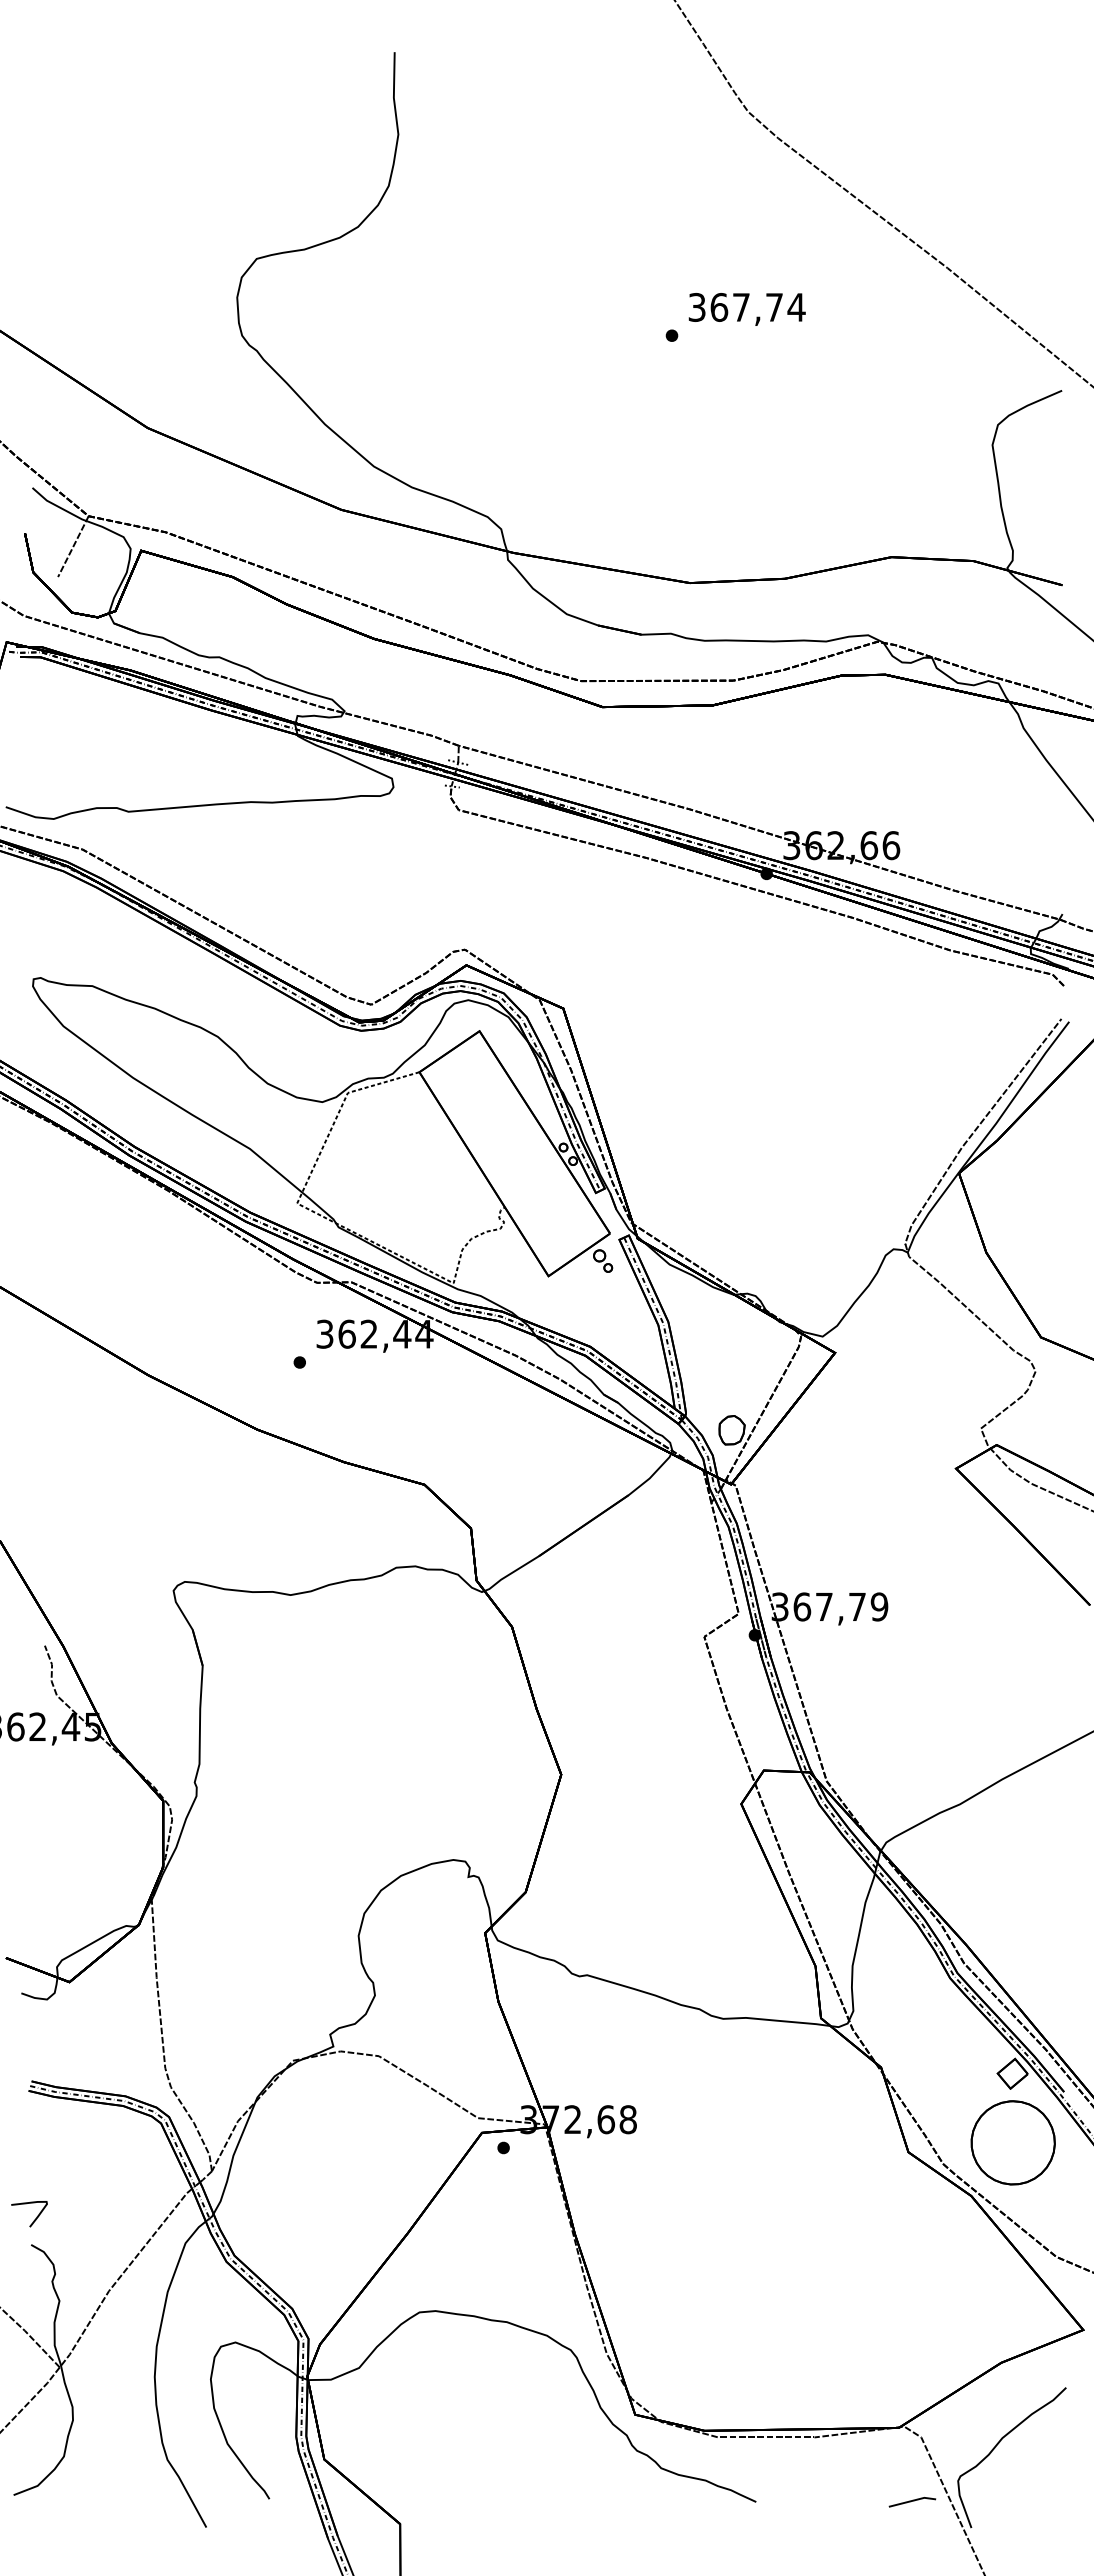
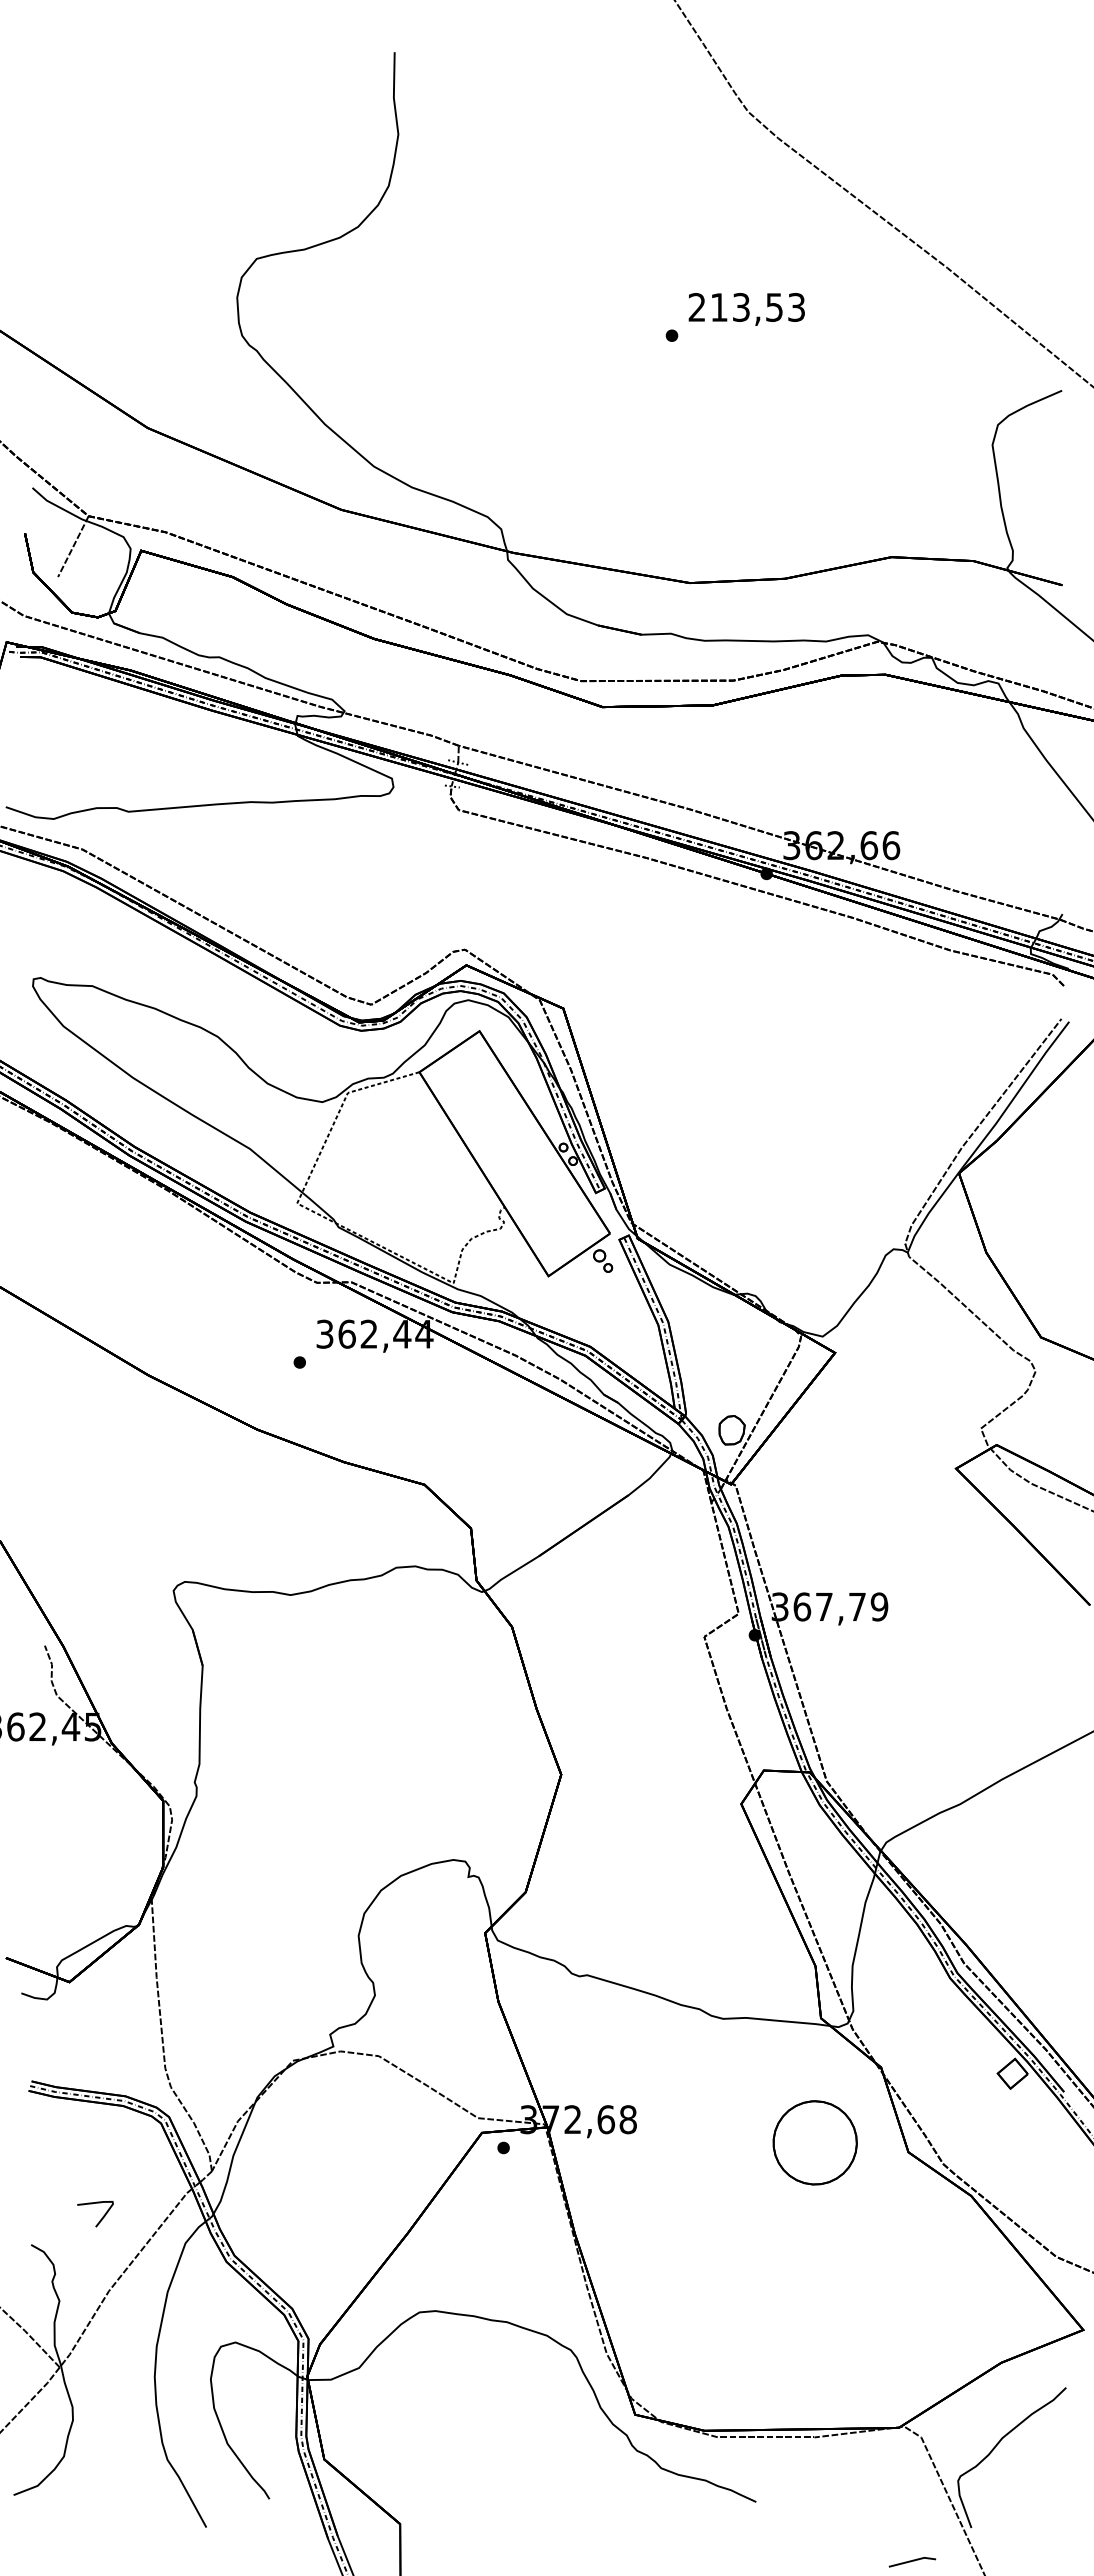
text: 367,74 -> 213,53 (746, 306)
part position: (1012, 2142) -> (814, 2142) (814, 2142)
curve position: (34, 2219) -> (100, 2219) (100, 2219)
line position: (912, 2501) -> (912, 2561) (912, 2561)
